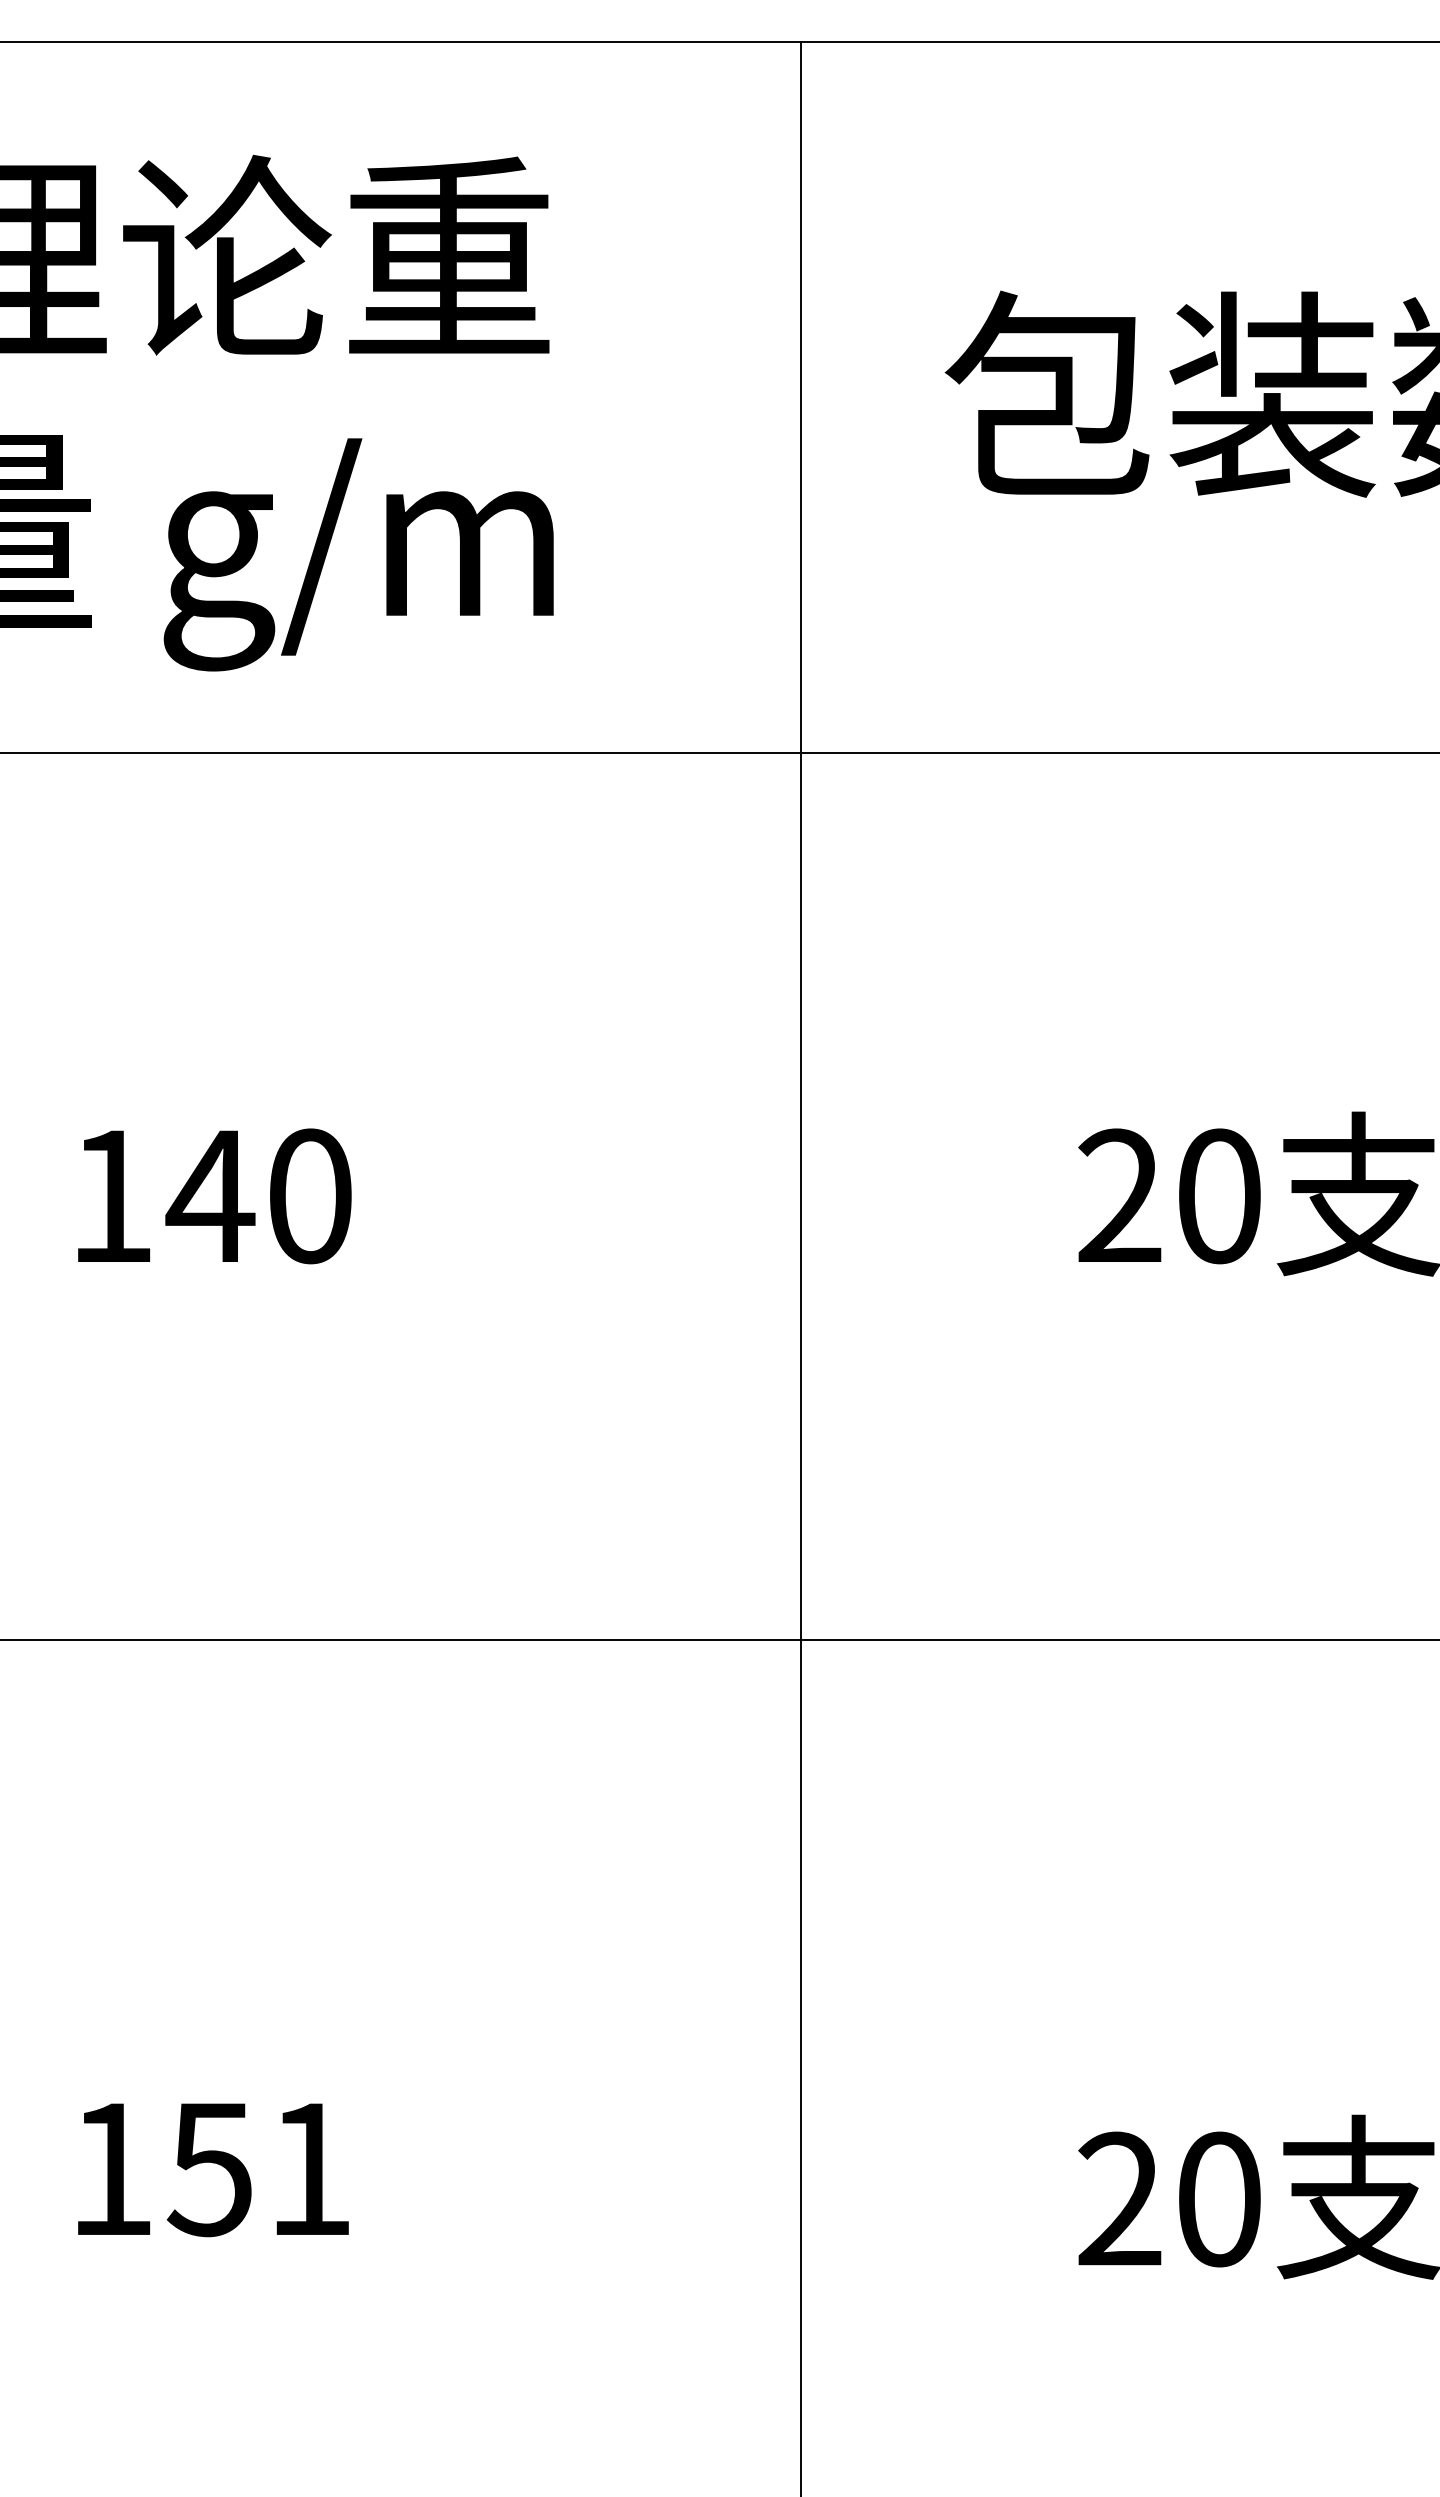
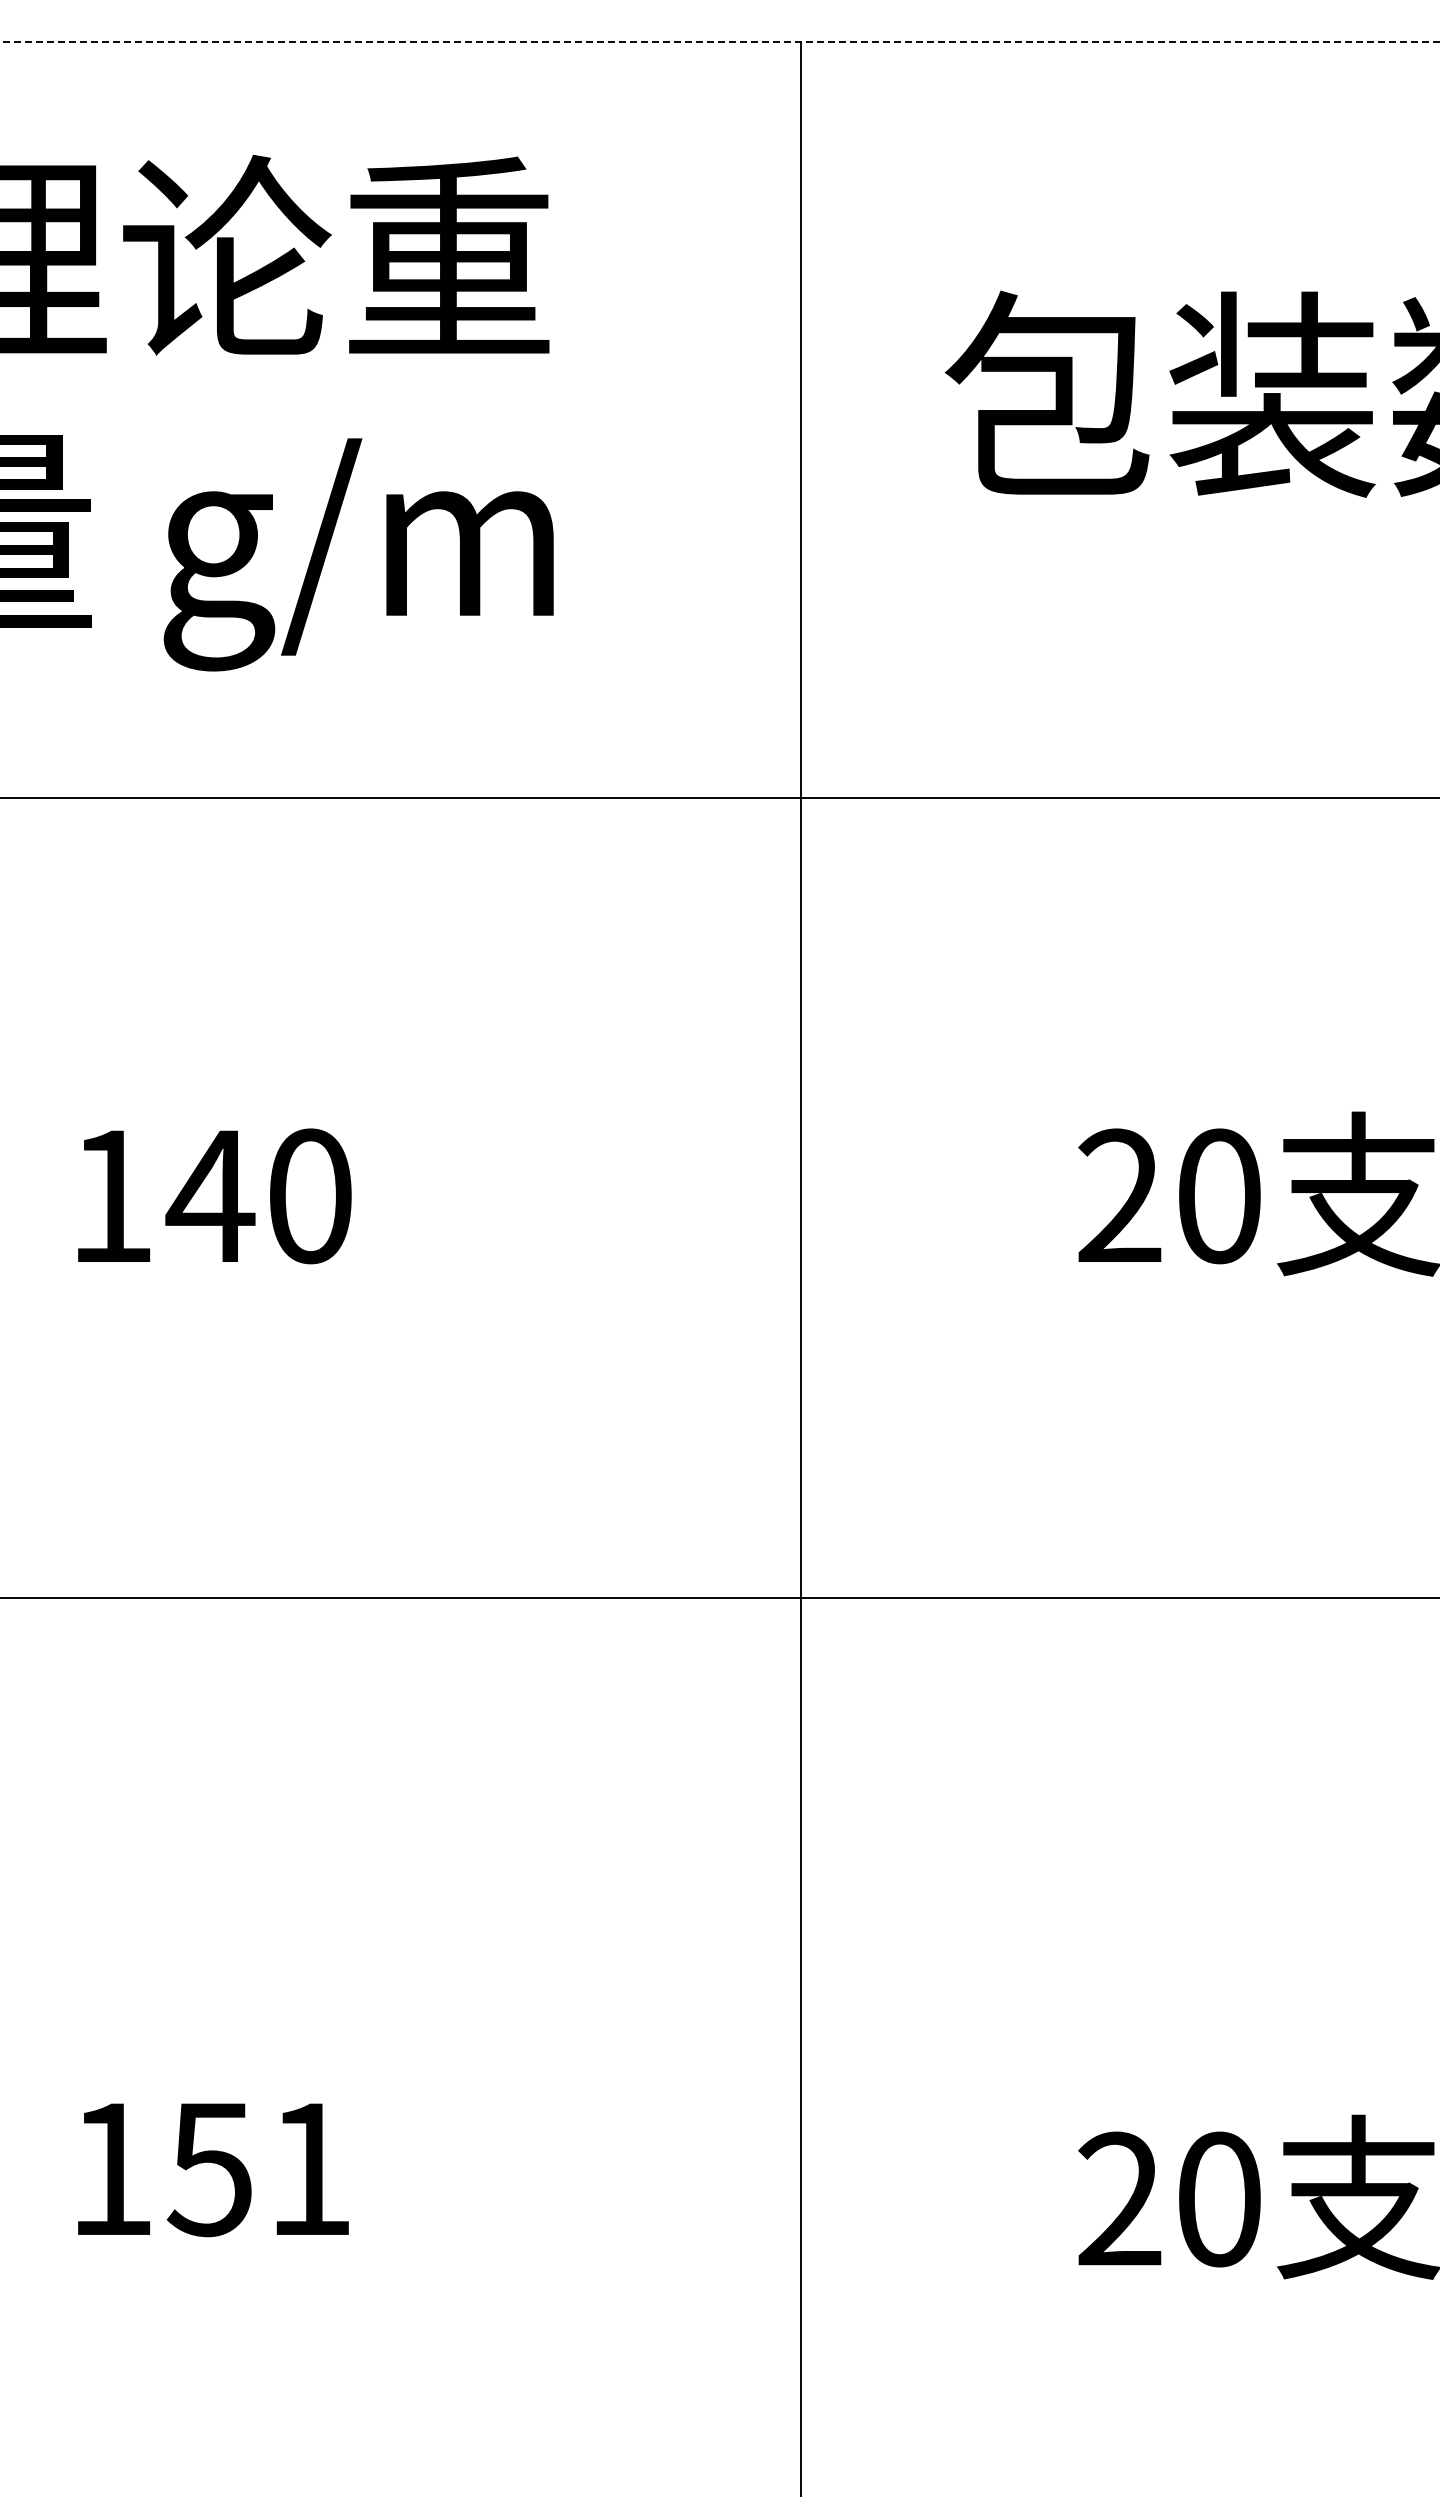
line: solid -> dashed (719, 41)
line position: (719, 753) -> (719, 798) (719, 798)
line position: (719, 1639) -> (719, 1597) (719, 1597)
